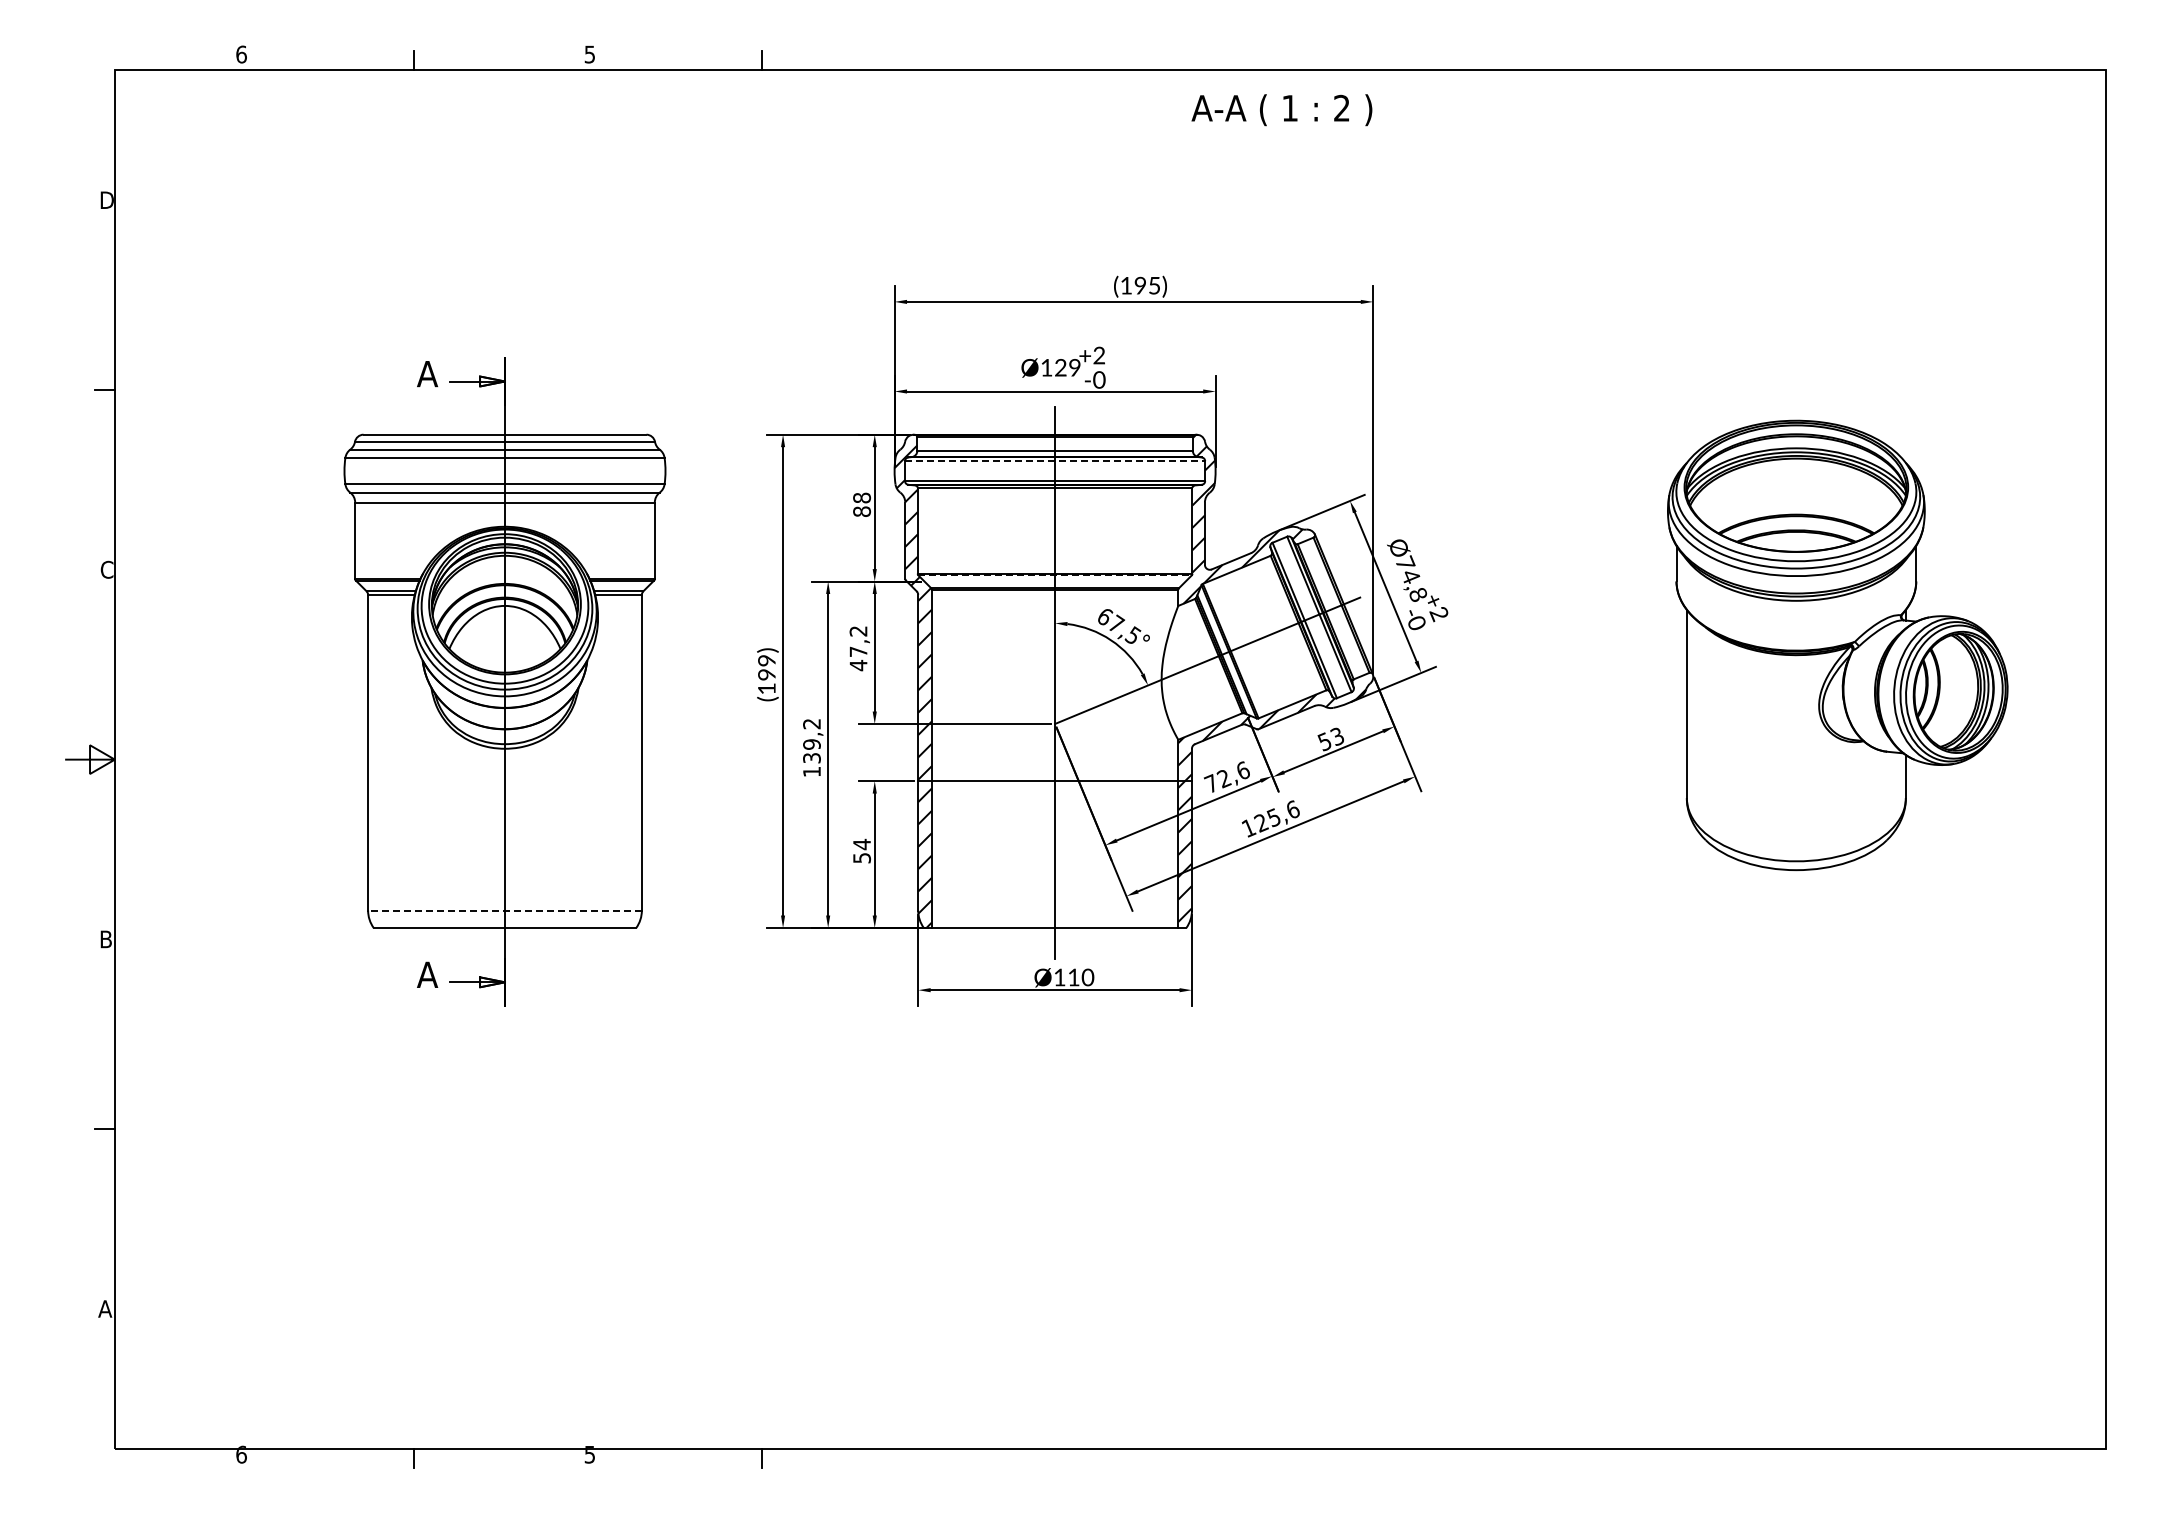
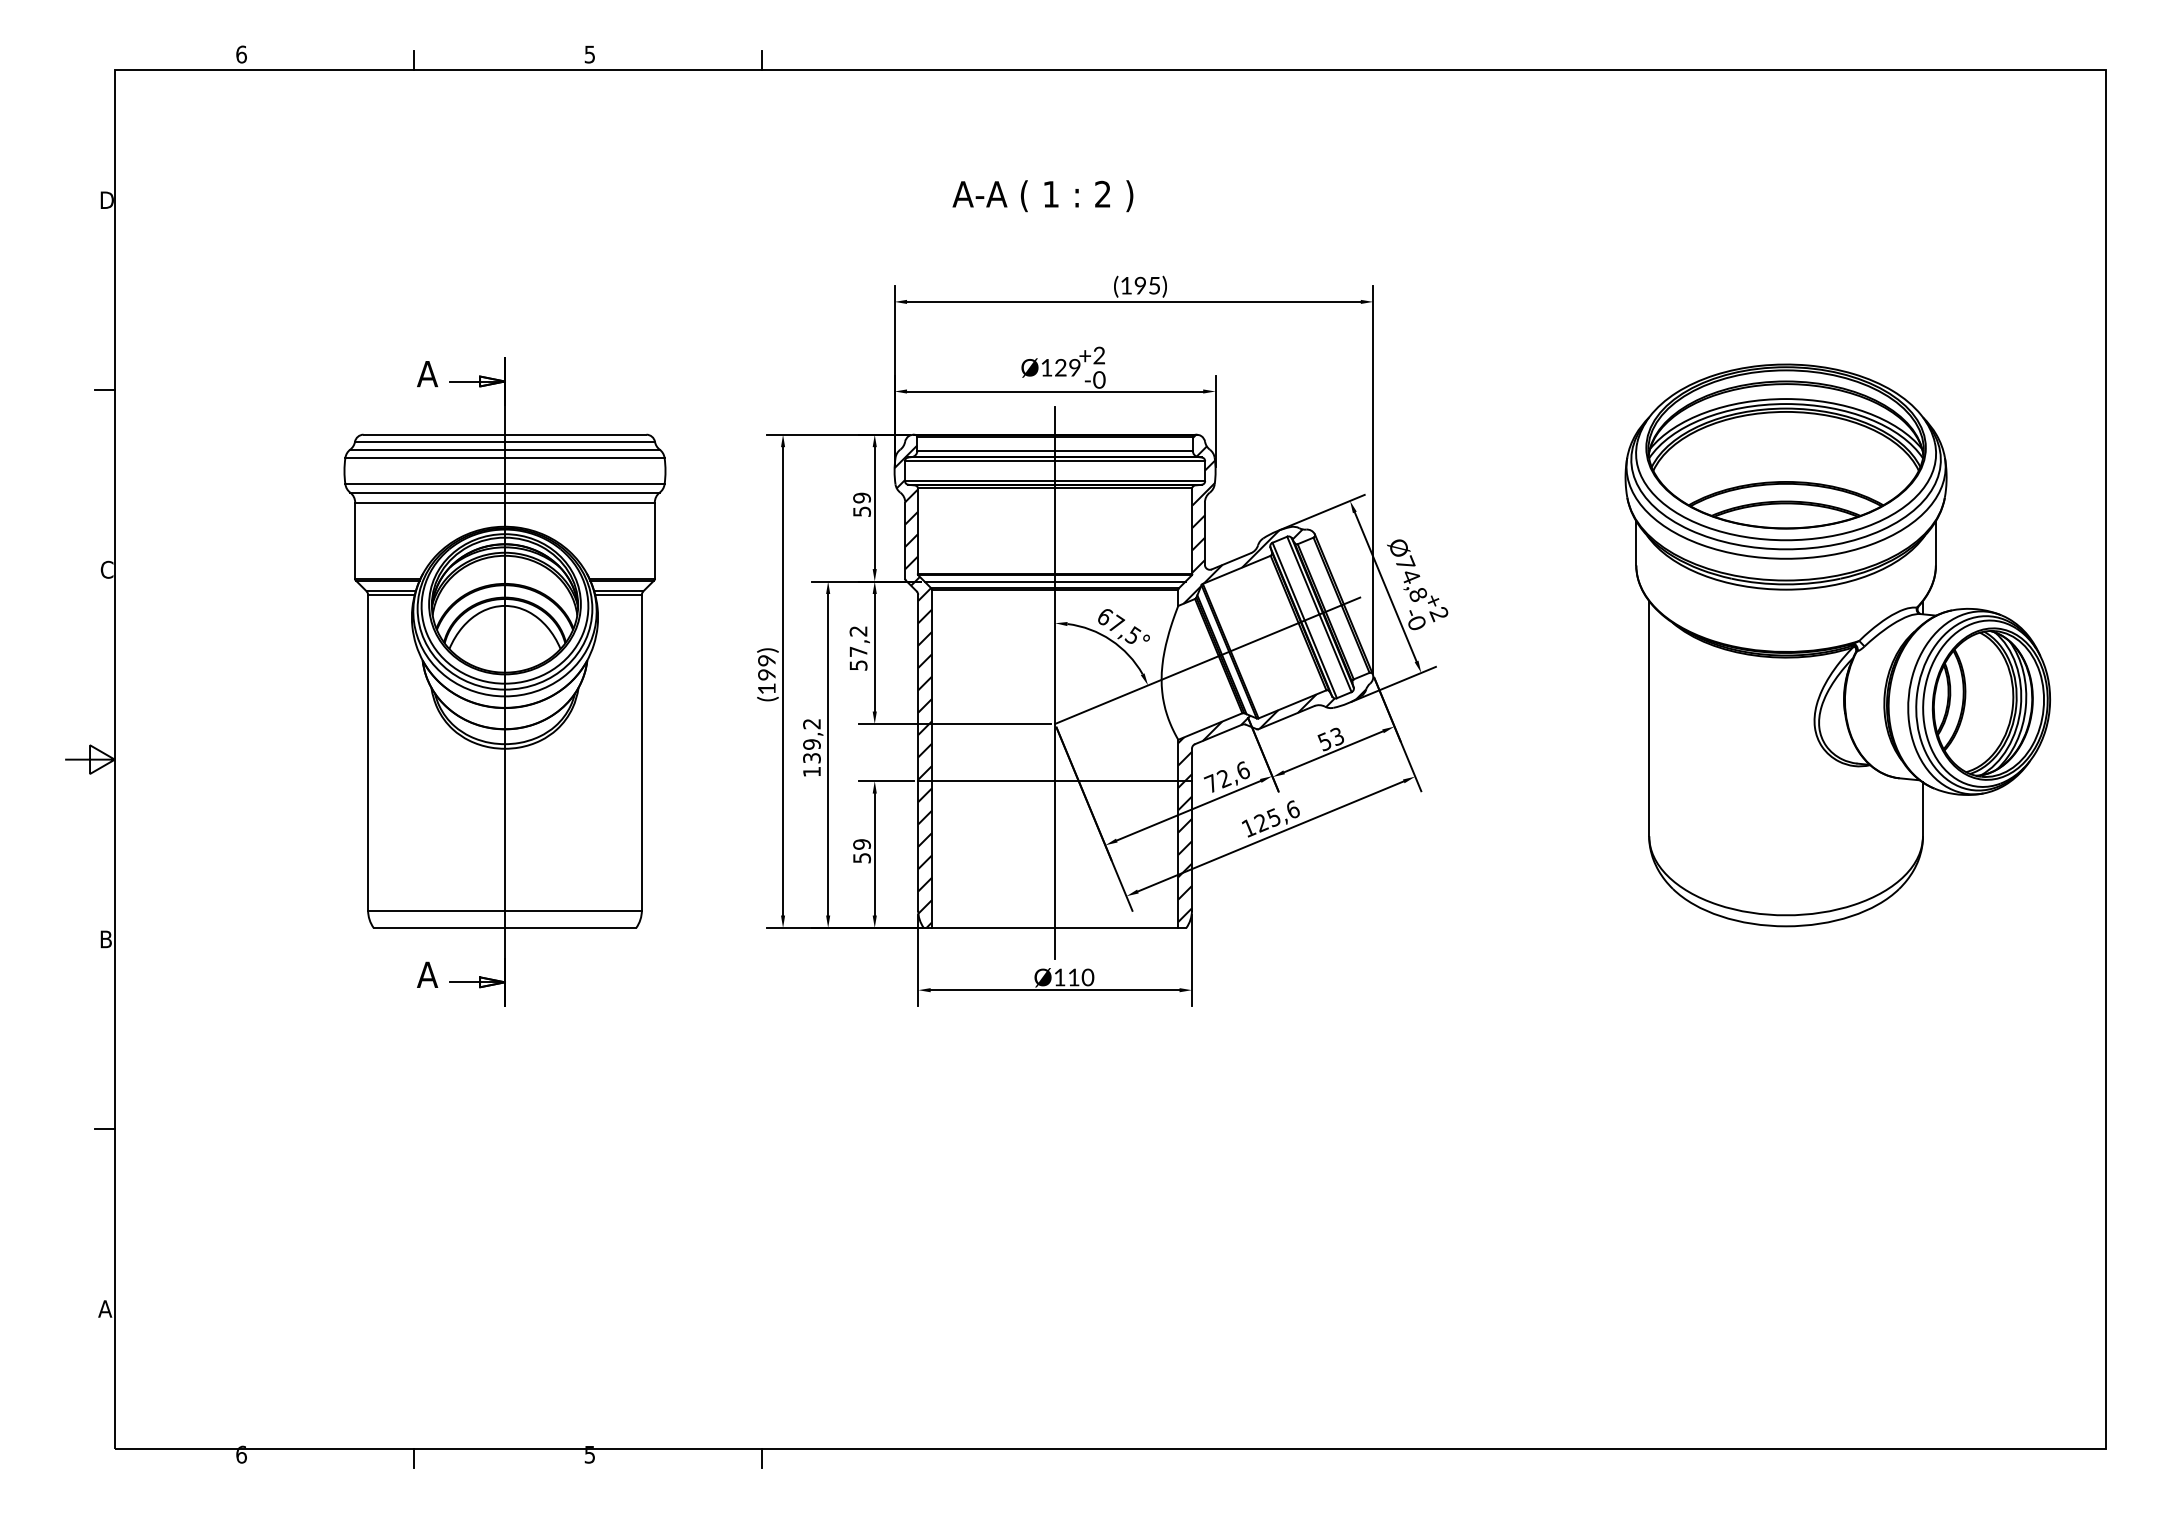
text position: (1281, 110) -> (1042, 196) (1042, 196)
line: dashed -> solid (1055, 461)
text: 88 -> 59 (861, 504)
line: dashed -> solid (1055, 575)
line: none -> present (1054, 581)
part size: 342x453 px -> 427x565 px (1837, 645)
text: 47,2 -> 57,2 (858, 665)
text: 54 -> 59 (861, 844)
line: dashed -> solid (505, 910)
